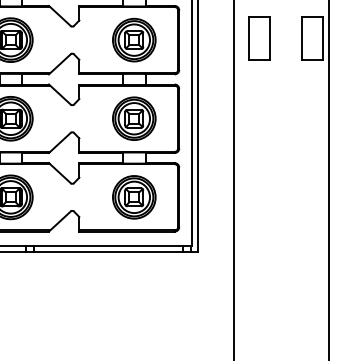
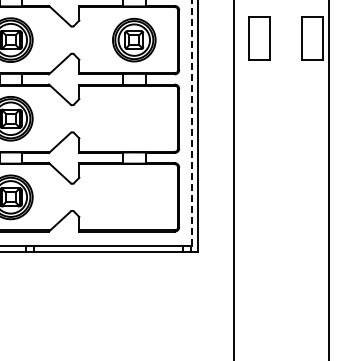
part: present -> none (134, 118)
line: solid -> dashed (191, 122)
part: present -> none (134, 197)
